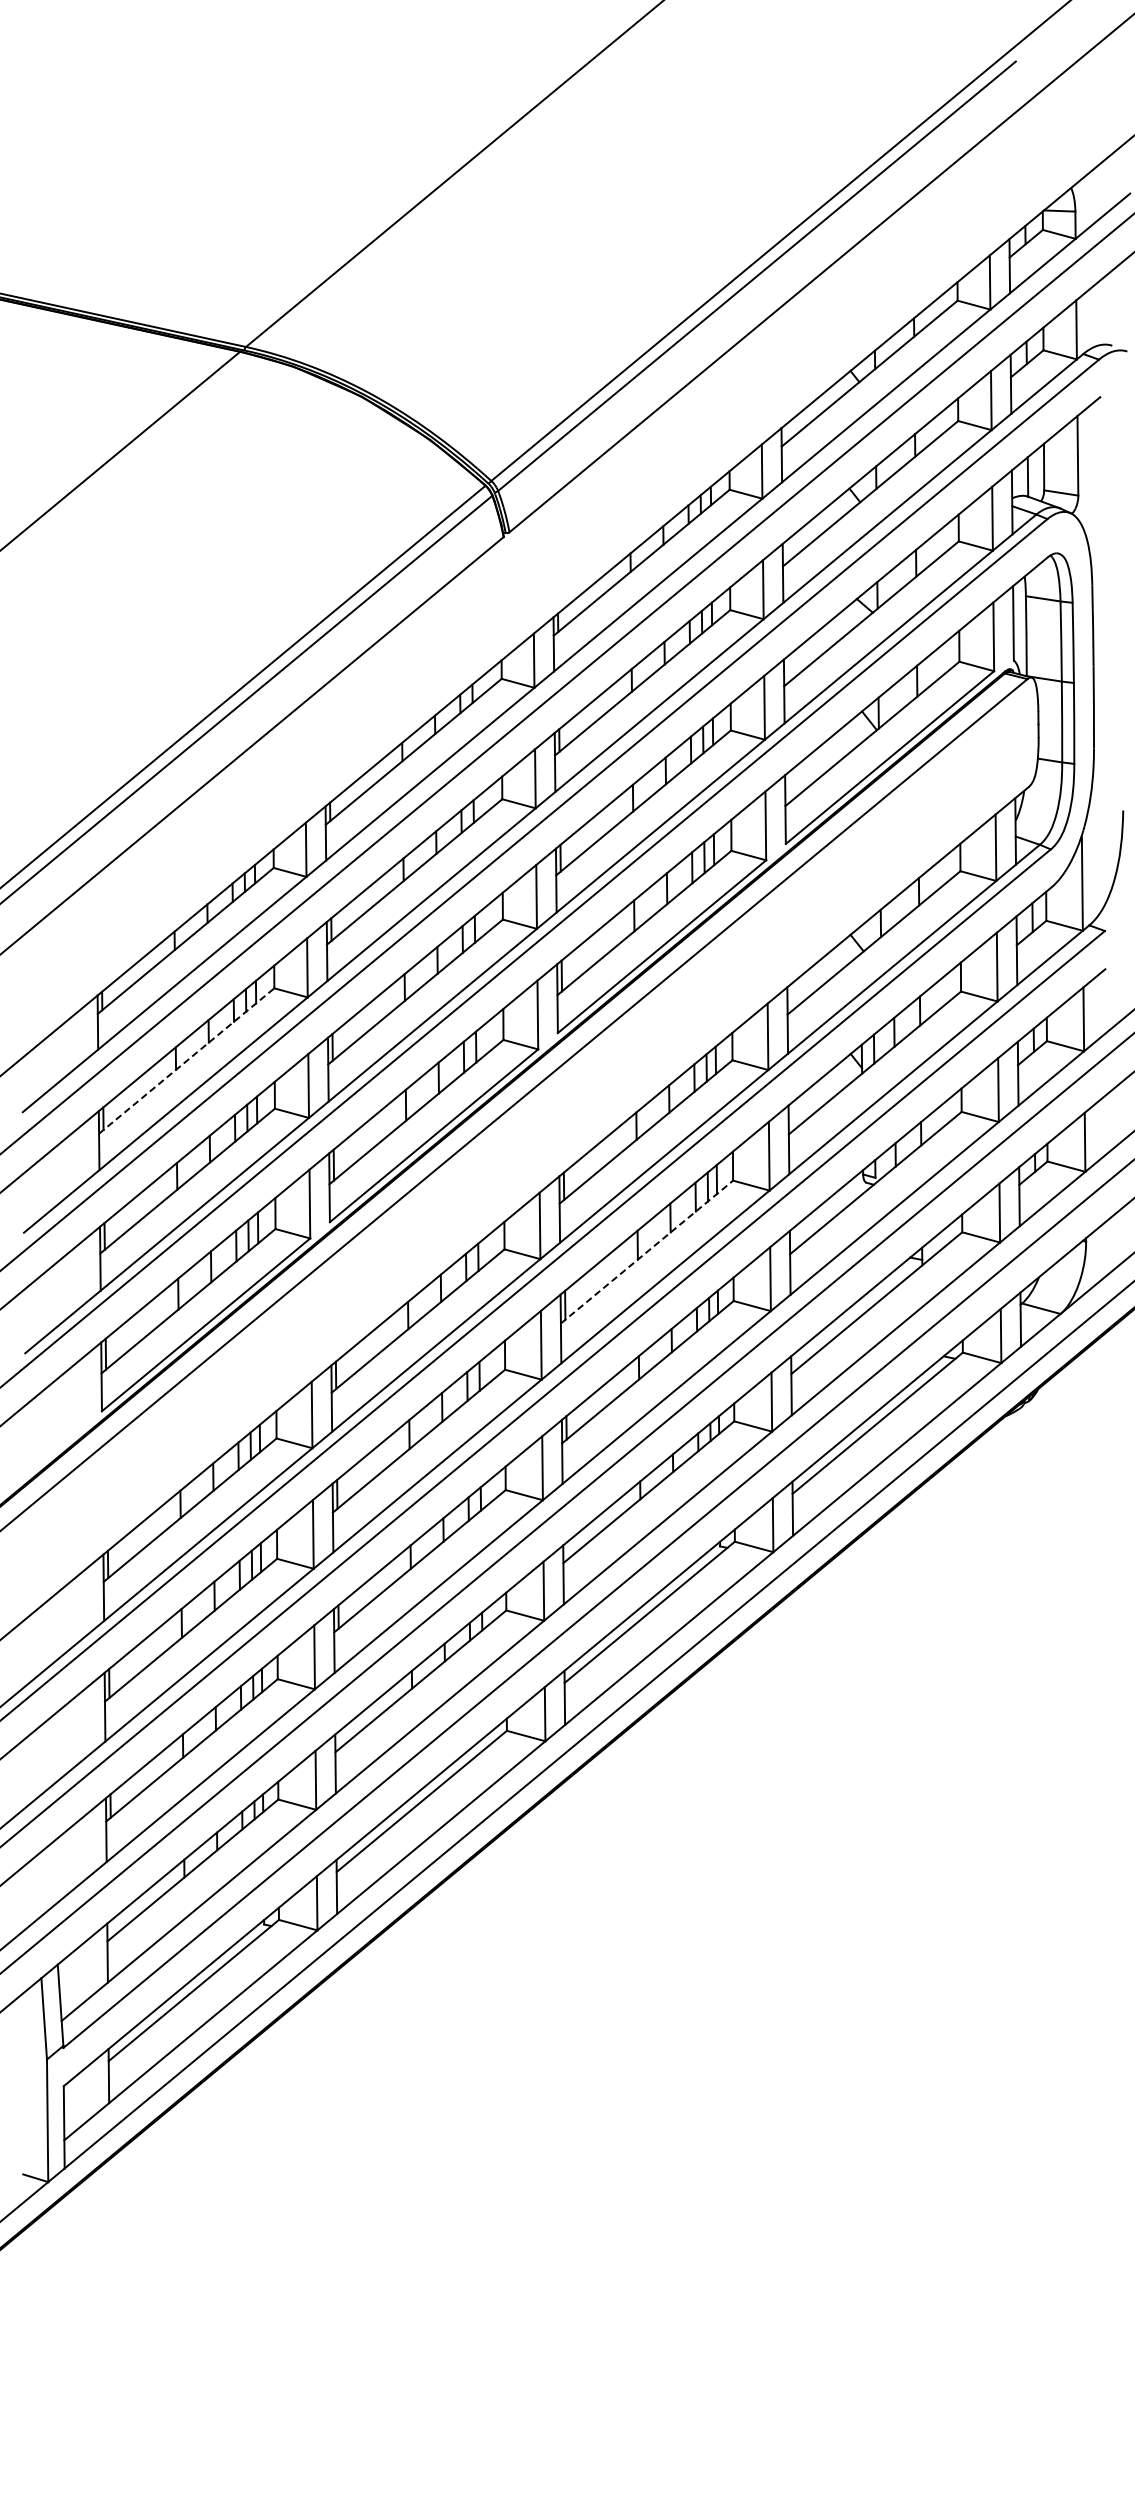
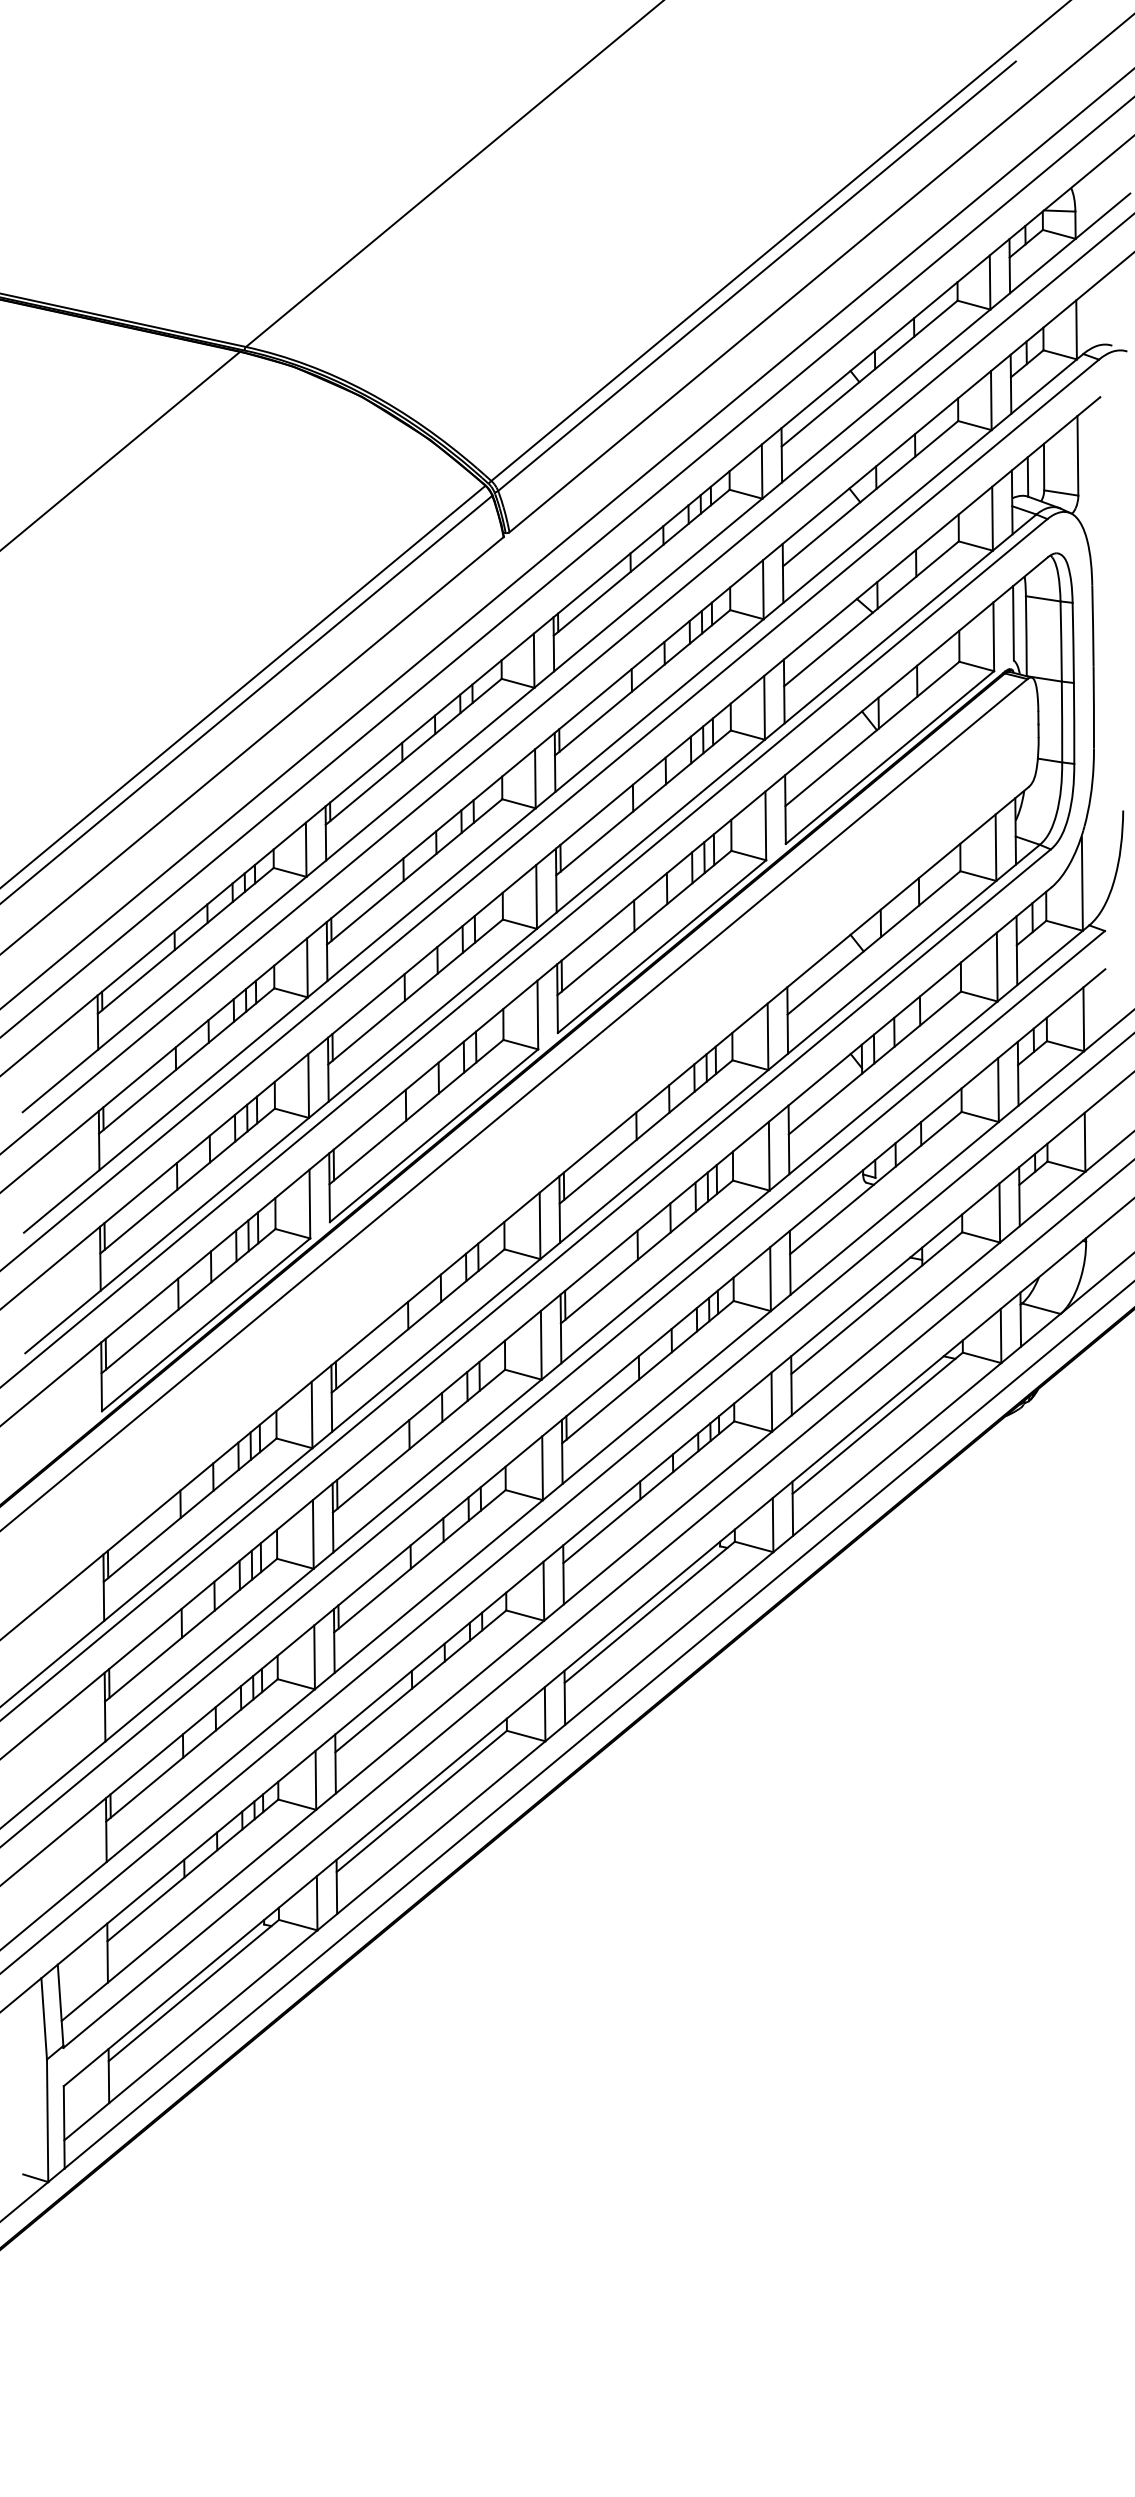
line: none -> present (566, 538)
line: none -> present (566, 567)
line: dashed -> solid (186, 1061)
line: dashed -> solid (647, 1252)
